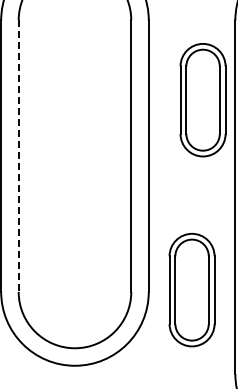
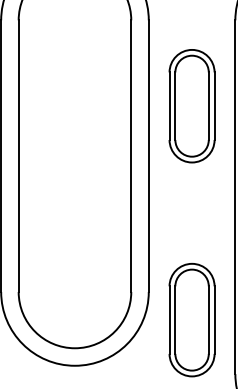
part position: (202, 100) -> (191, 106) (191, 106)
line: dashed -> solid (18, 156)
part position: (191, 290) -> (191, 320) (191, 320)
